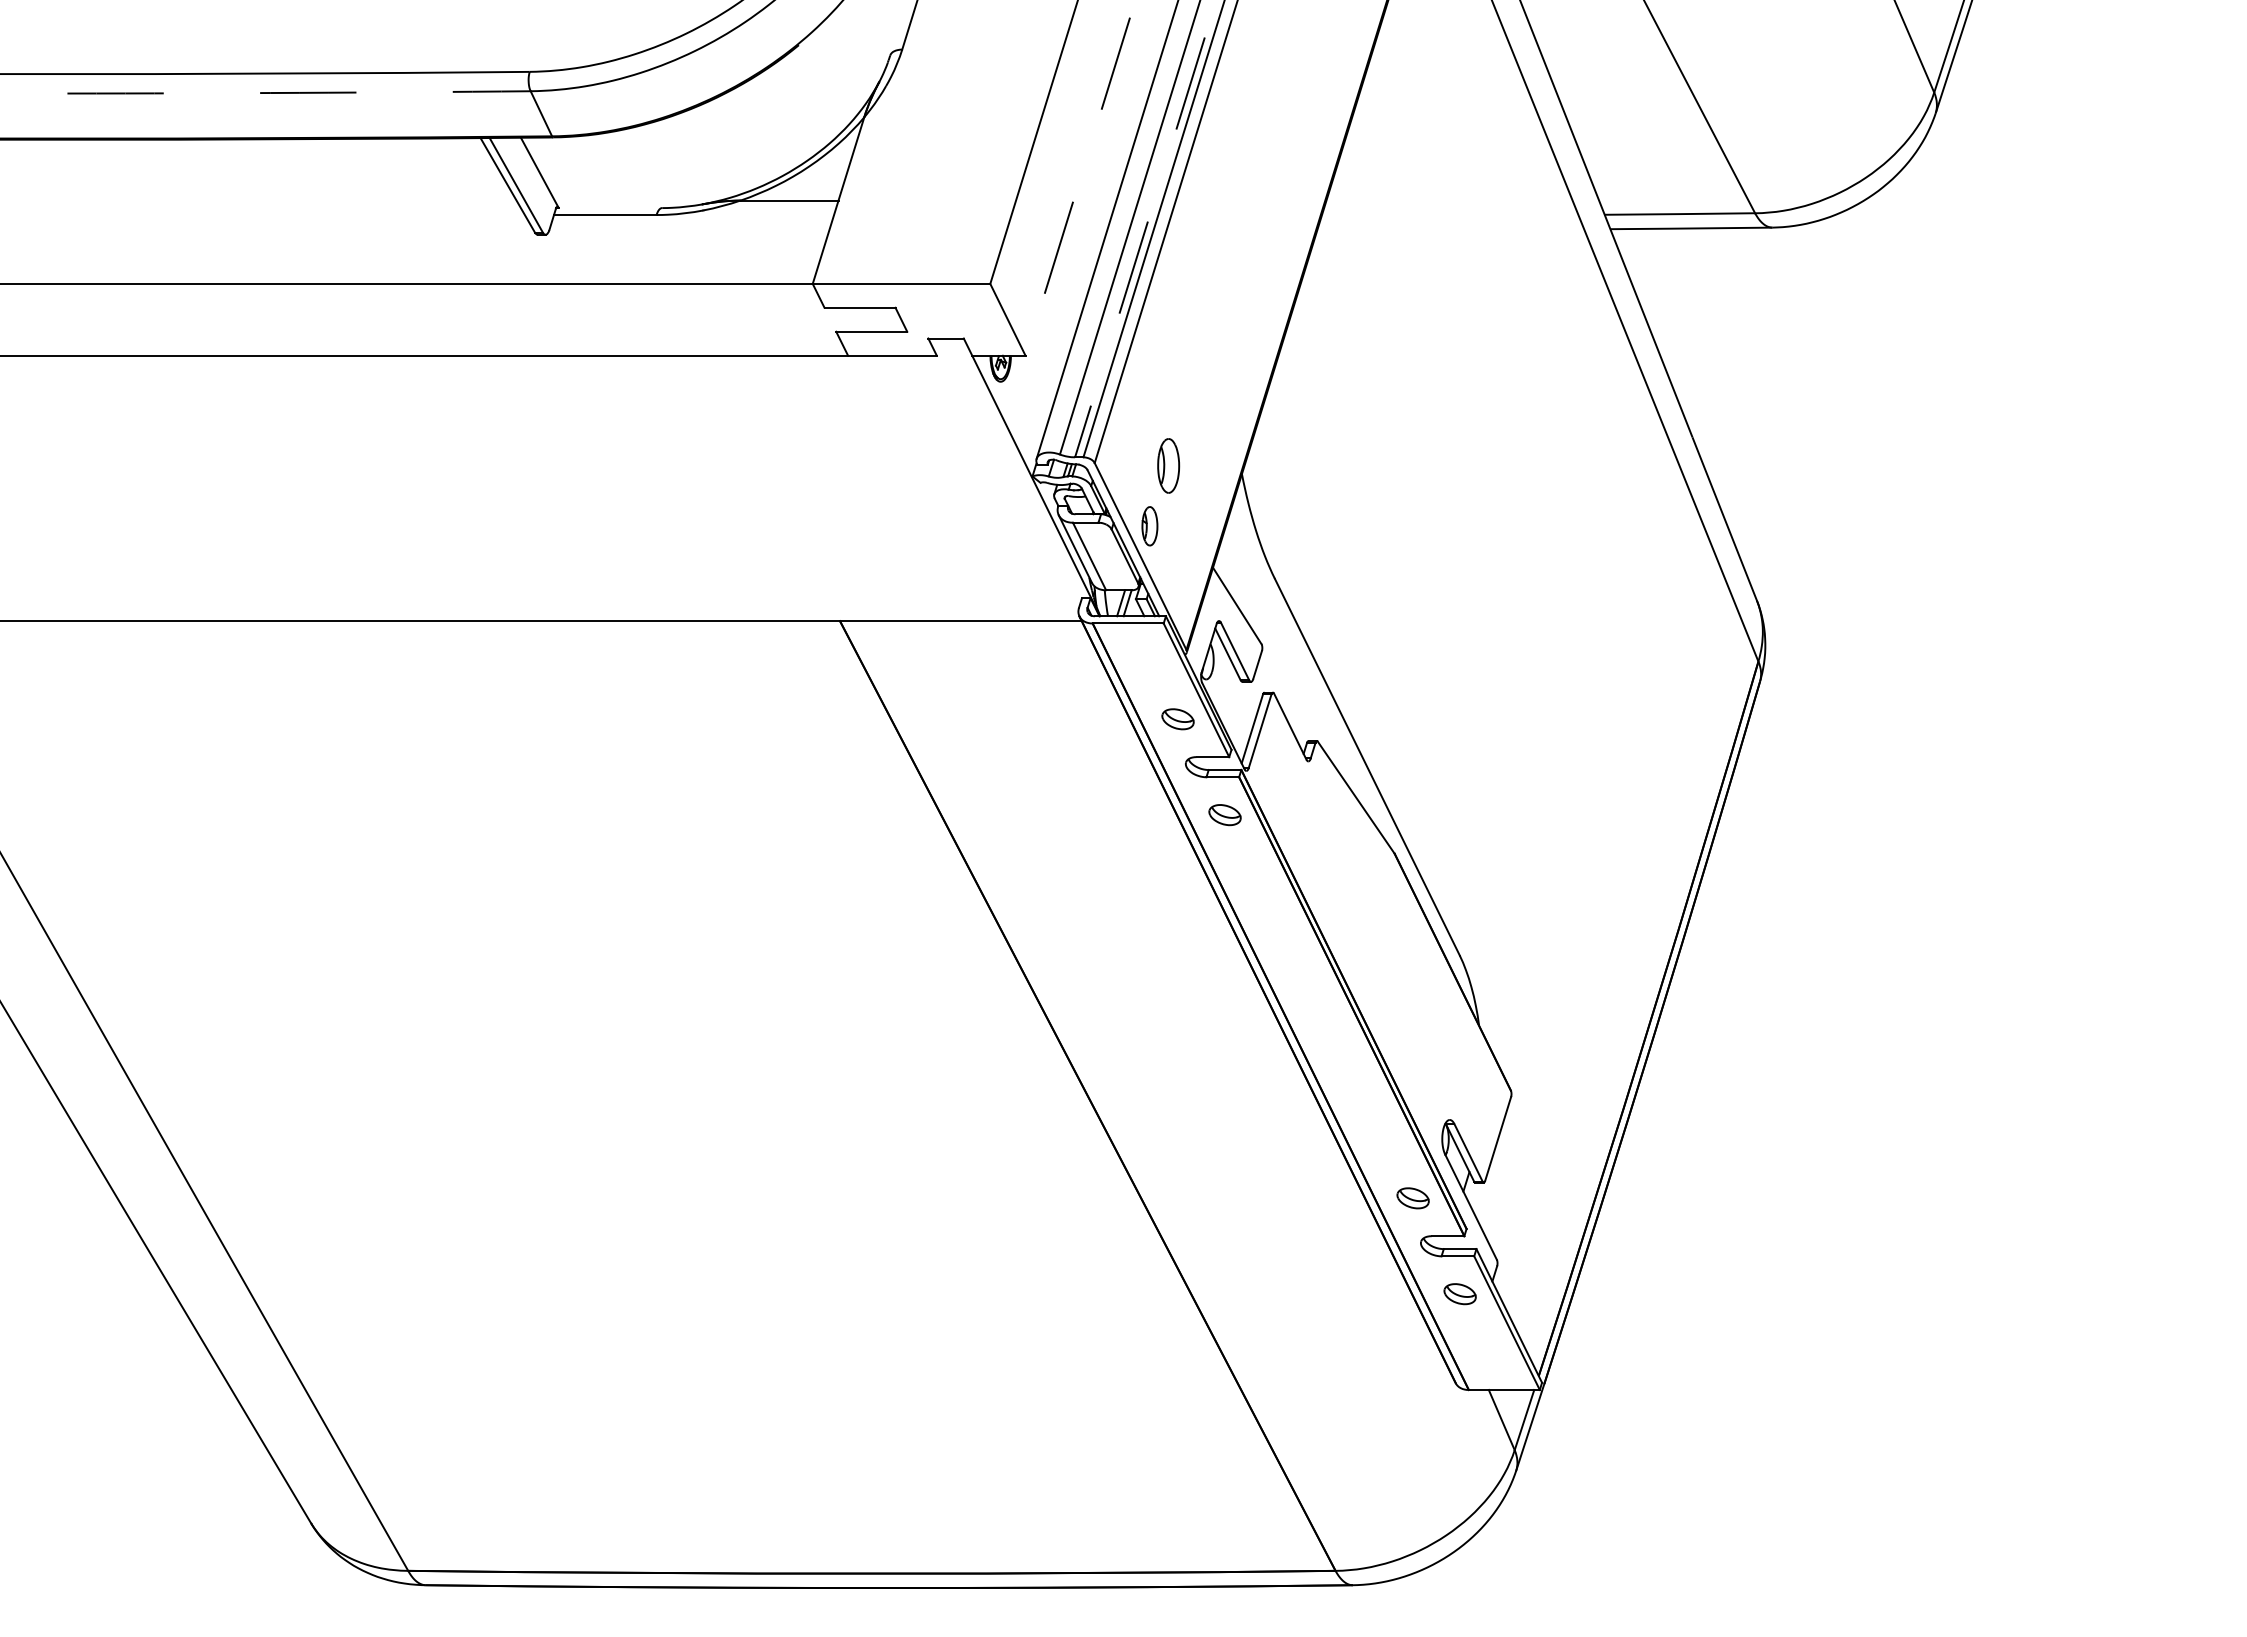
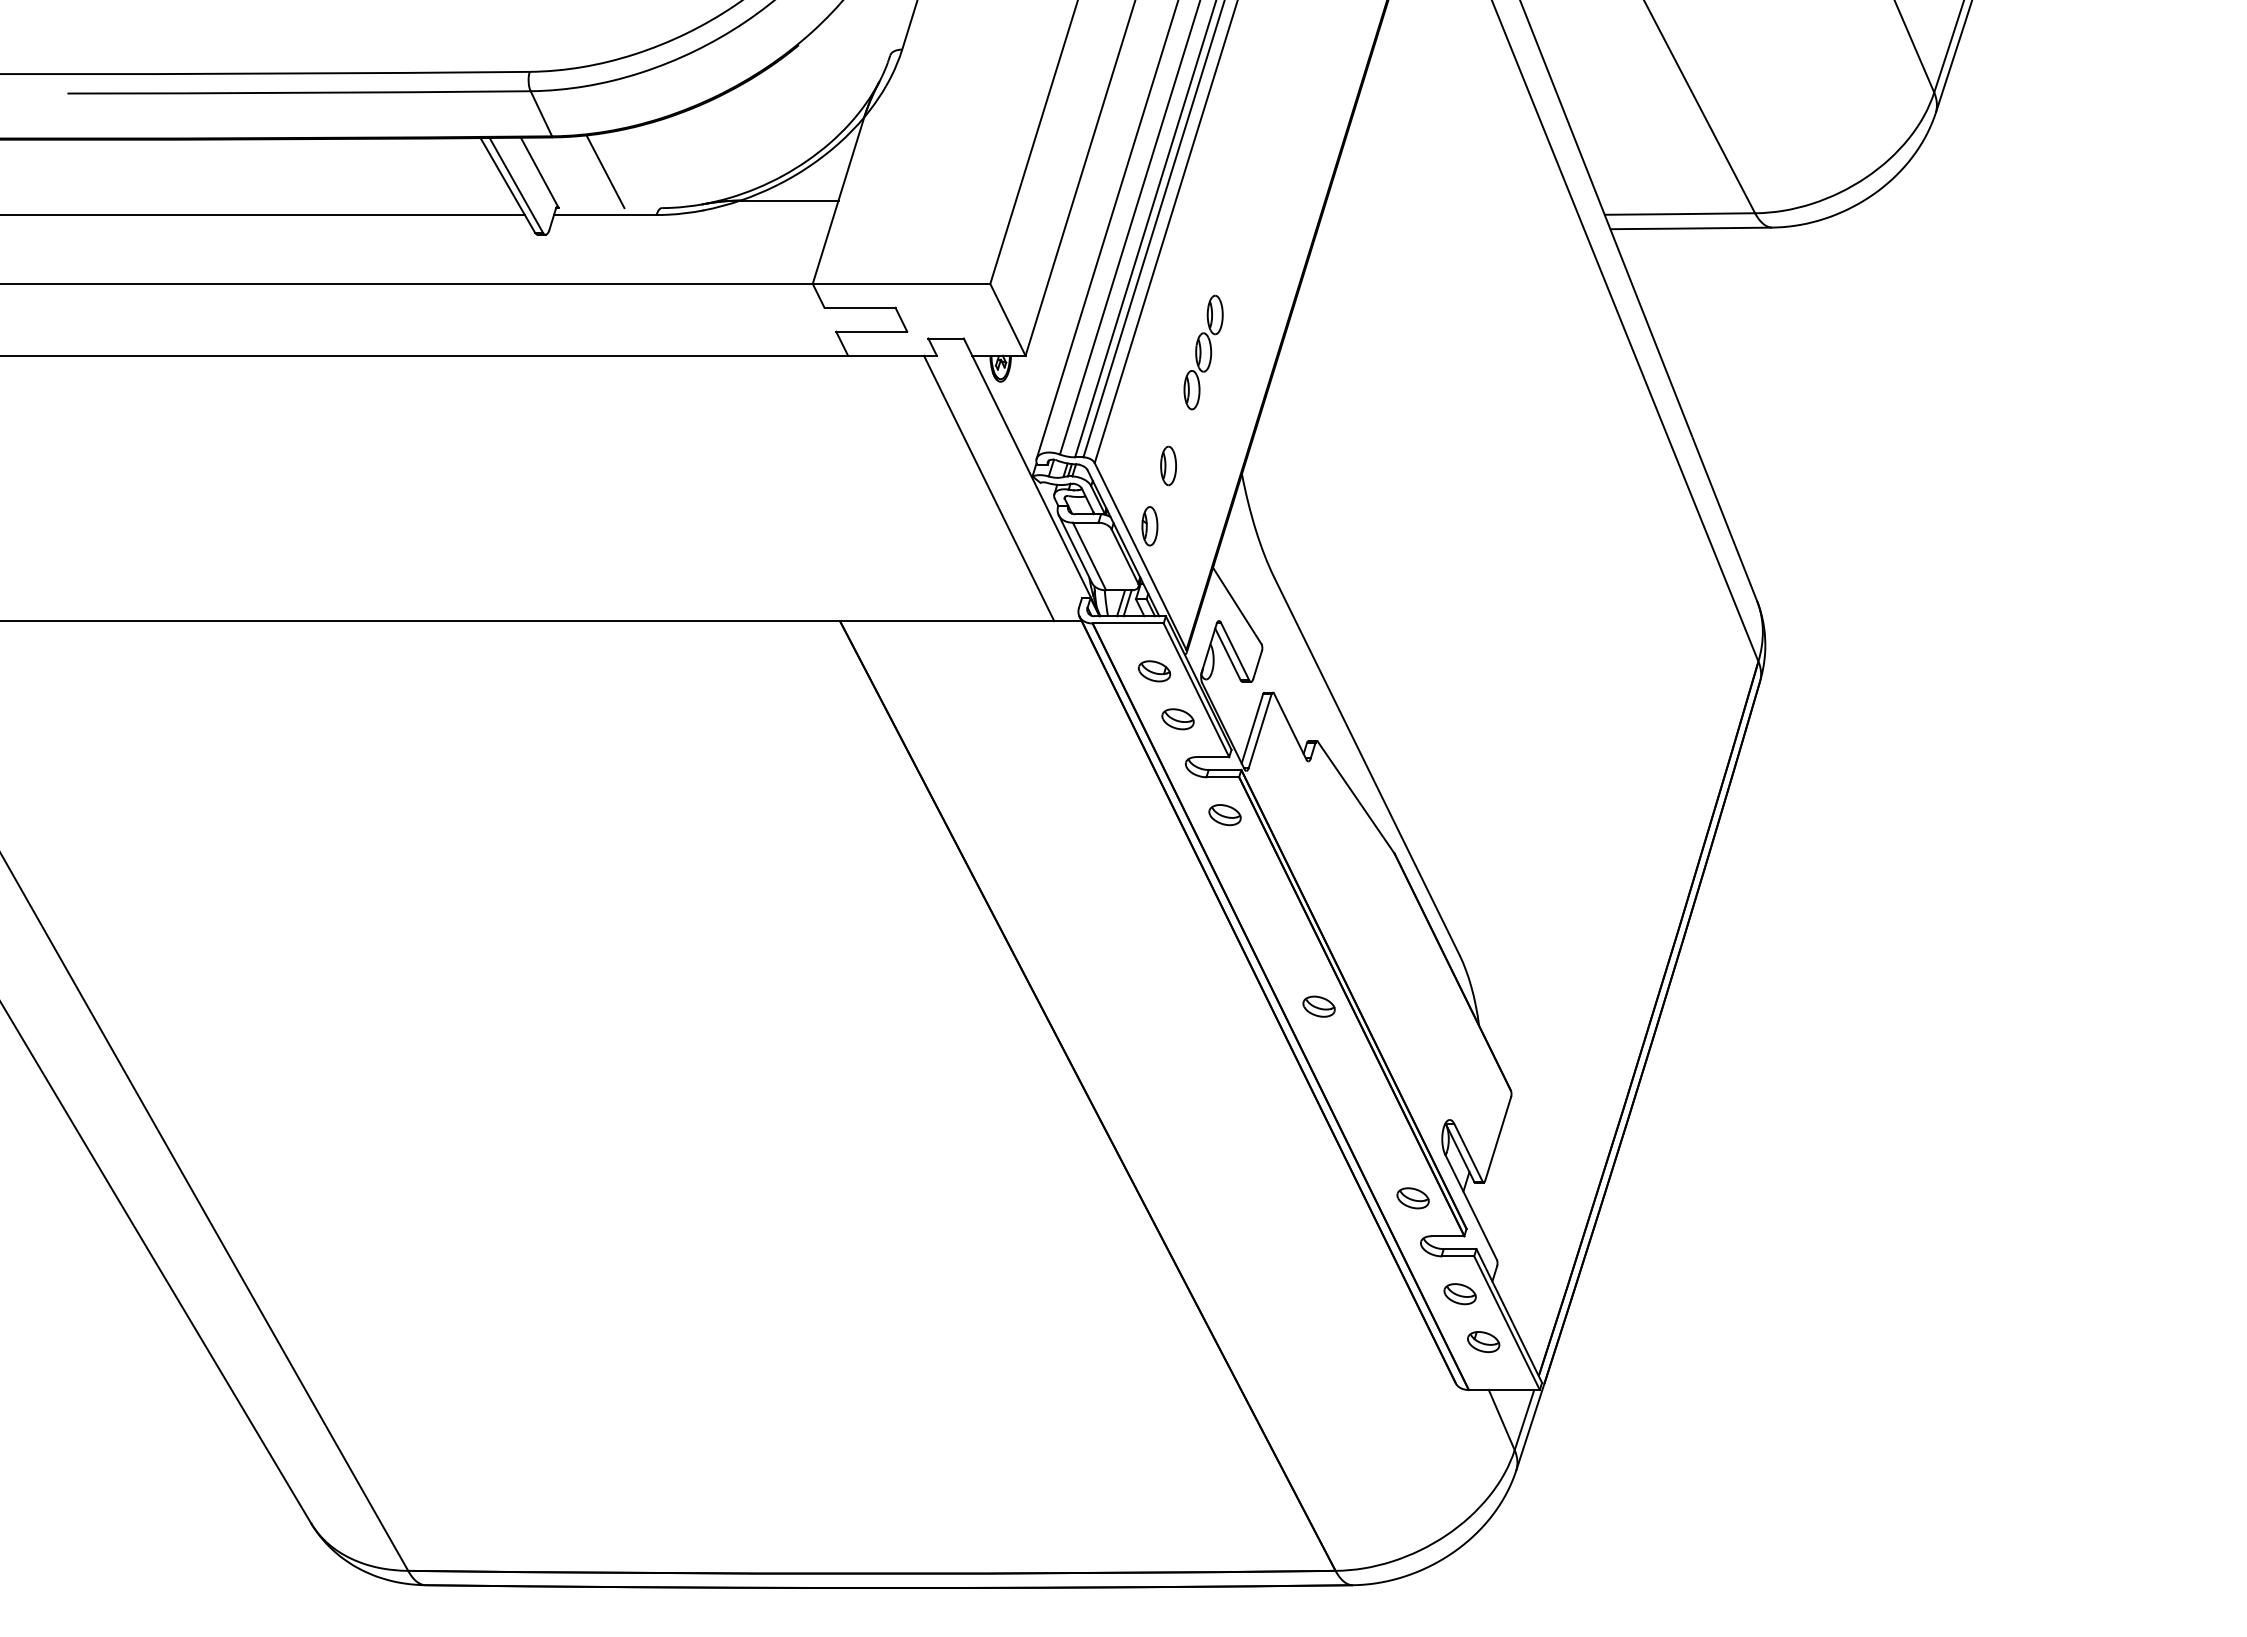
arc: dashed -> solid (299, 92)
line: none -> present (605, 171)
line: dashed -> solid (1080, 178)
line: none -> present (263, 215)
line: dashed -> solid (1145, 228)
part: none -> present (1203, 352)
part size: 24x56 px -> 17x42 px (1168, 465)
line: none -> present (989, 488)
part: none -> present (1154, 671)
part: none -> present (1318, 1006)
part: none -> present (1483, 1341)
